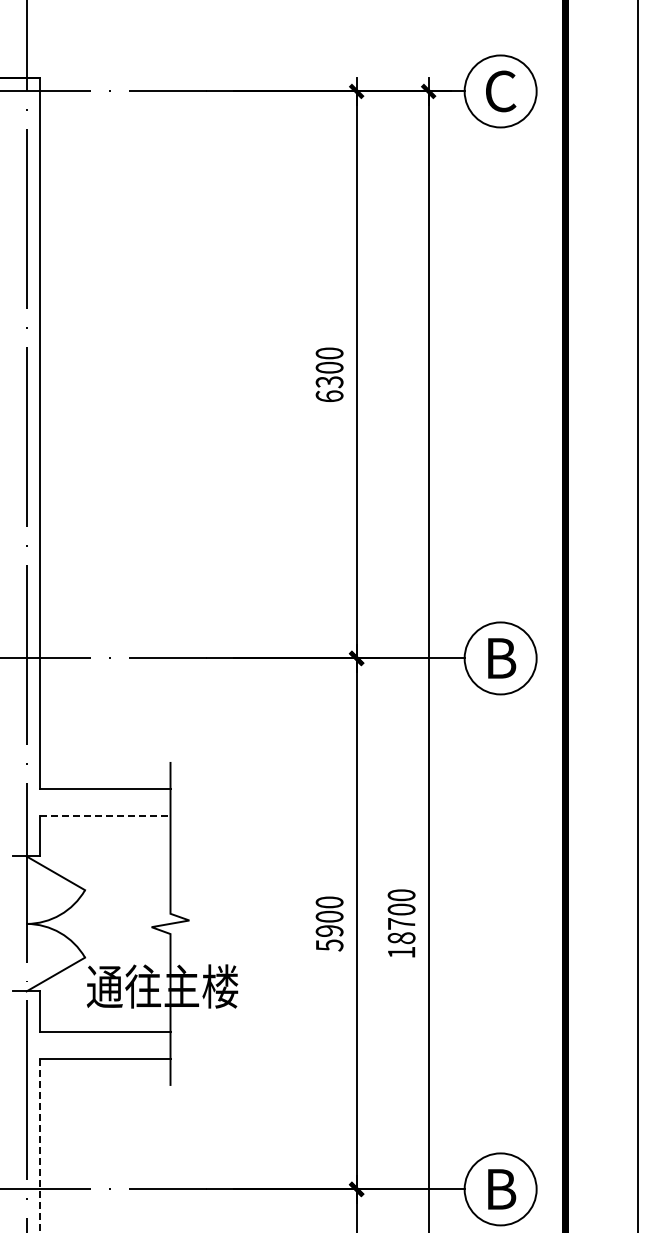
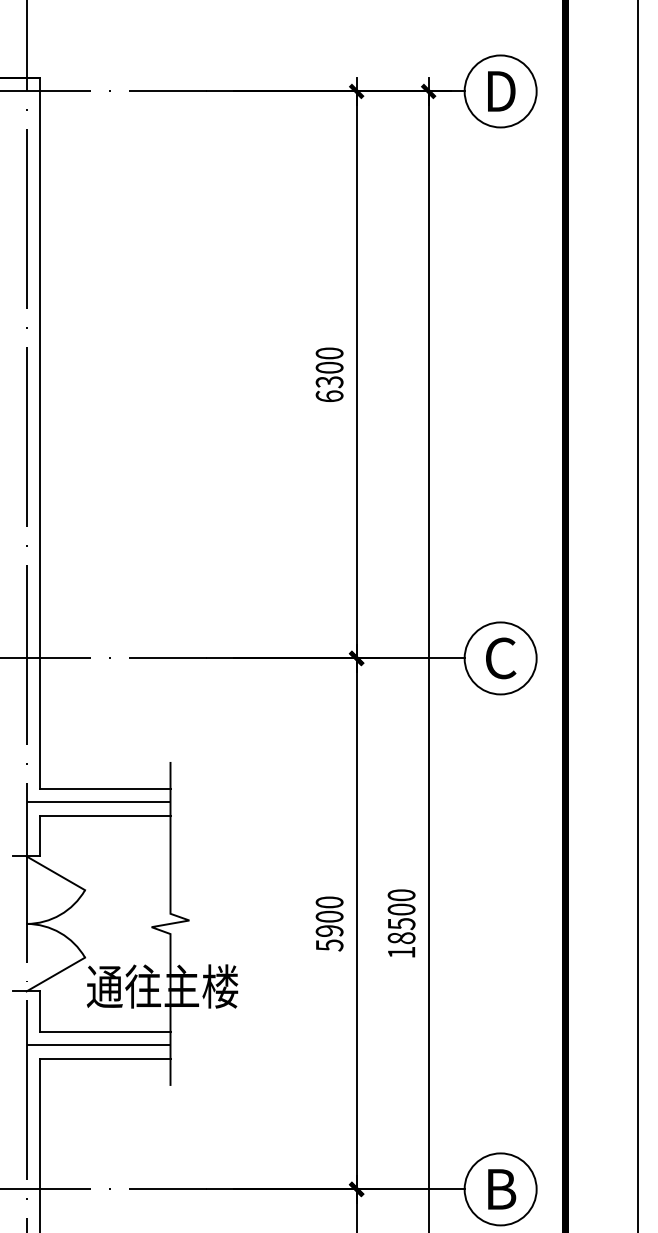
text: C -> D (501, 91)
text: B -> C (501, 658)
line: none -> present (98, 802)
line: dashed -> solid (105, 815)
text: 18700 -> 18500 (401, 924)
line: none -> present (98, 1045)
line: dashed -> solid (40, 1145)
